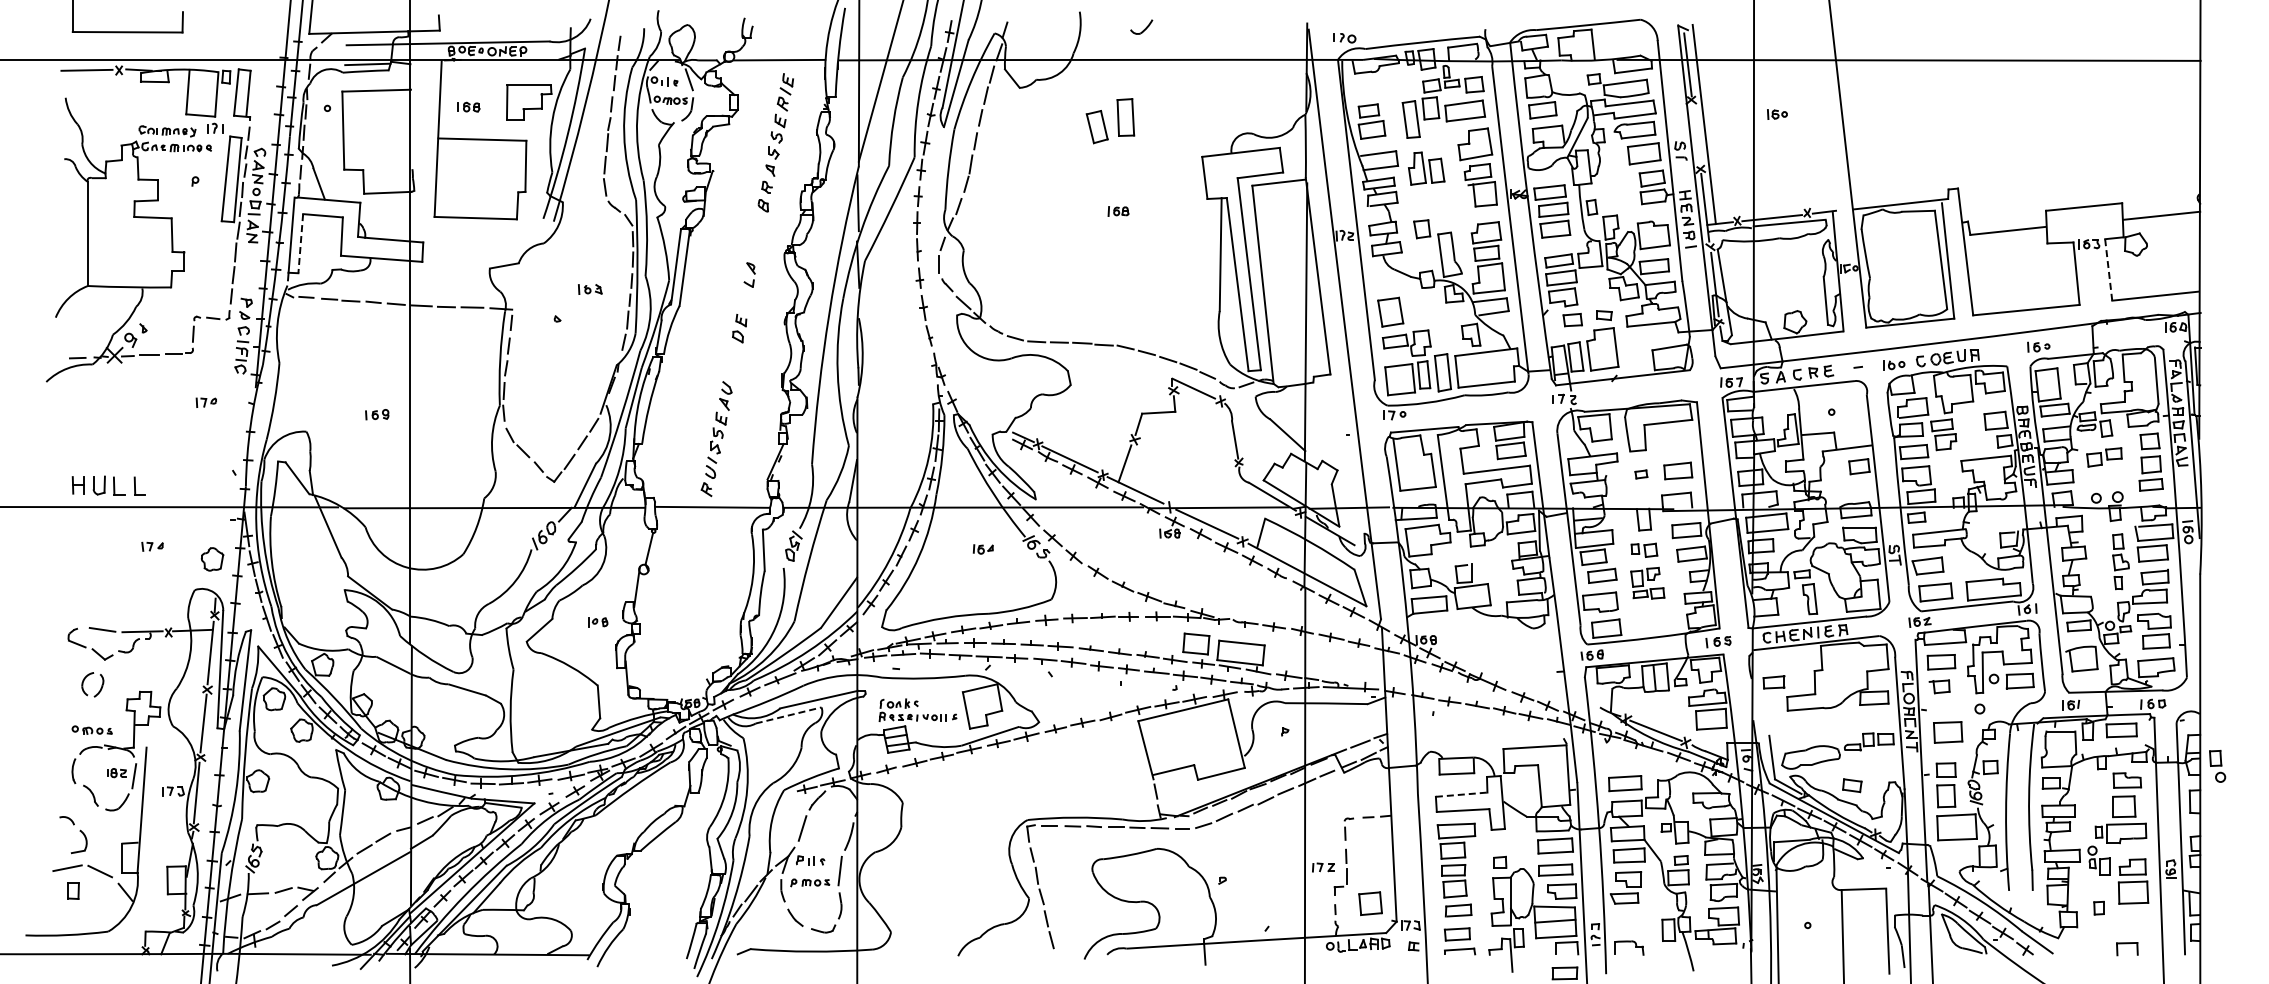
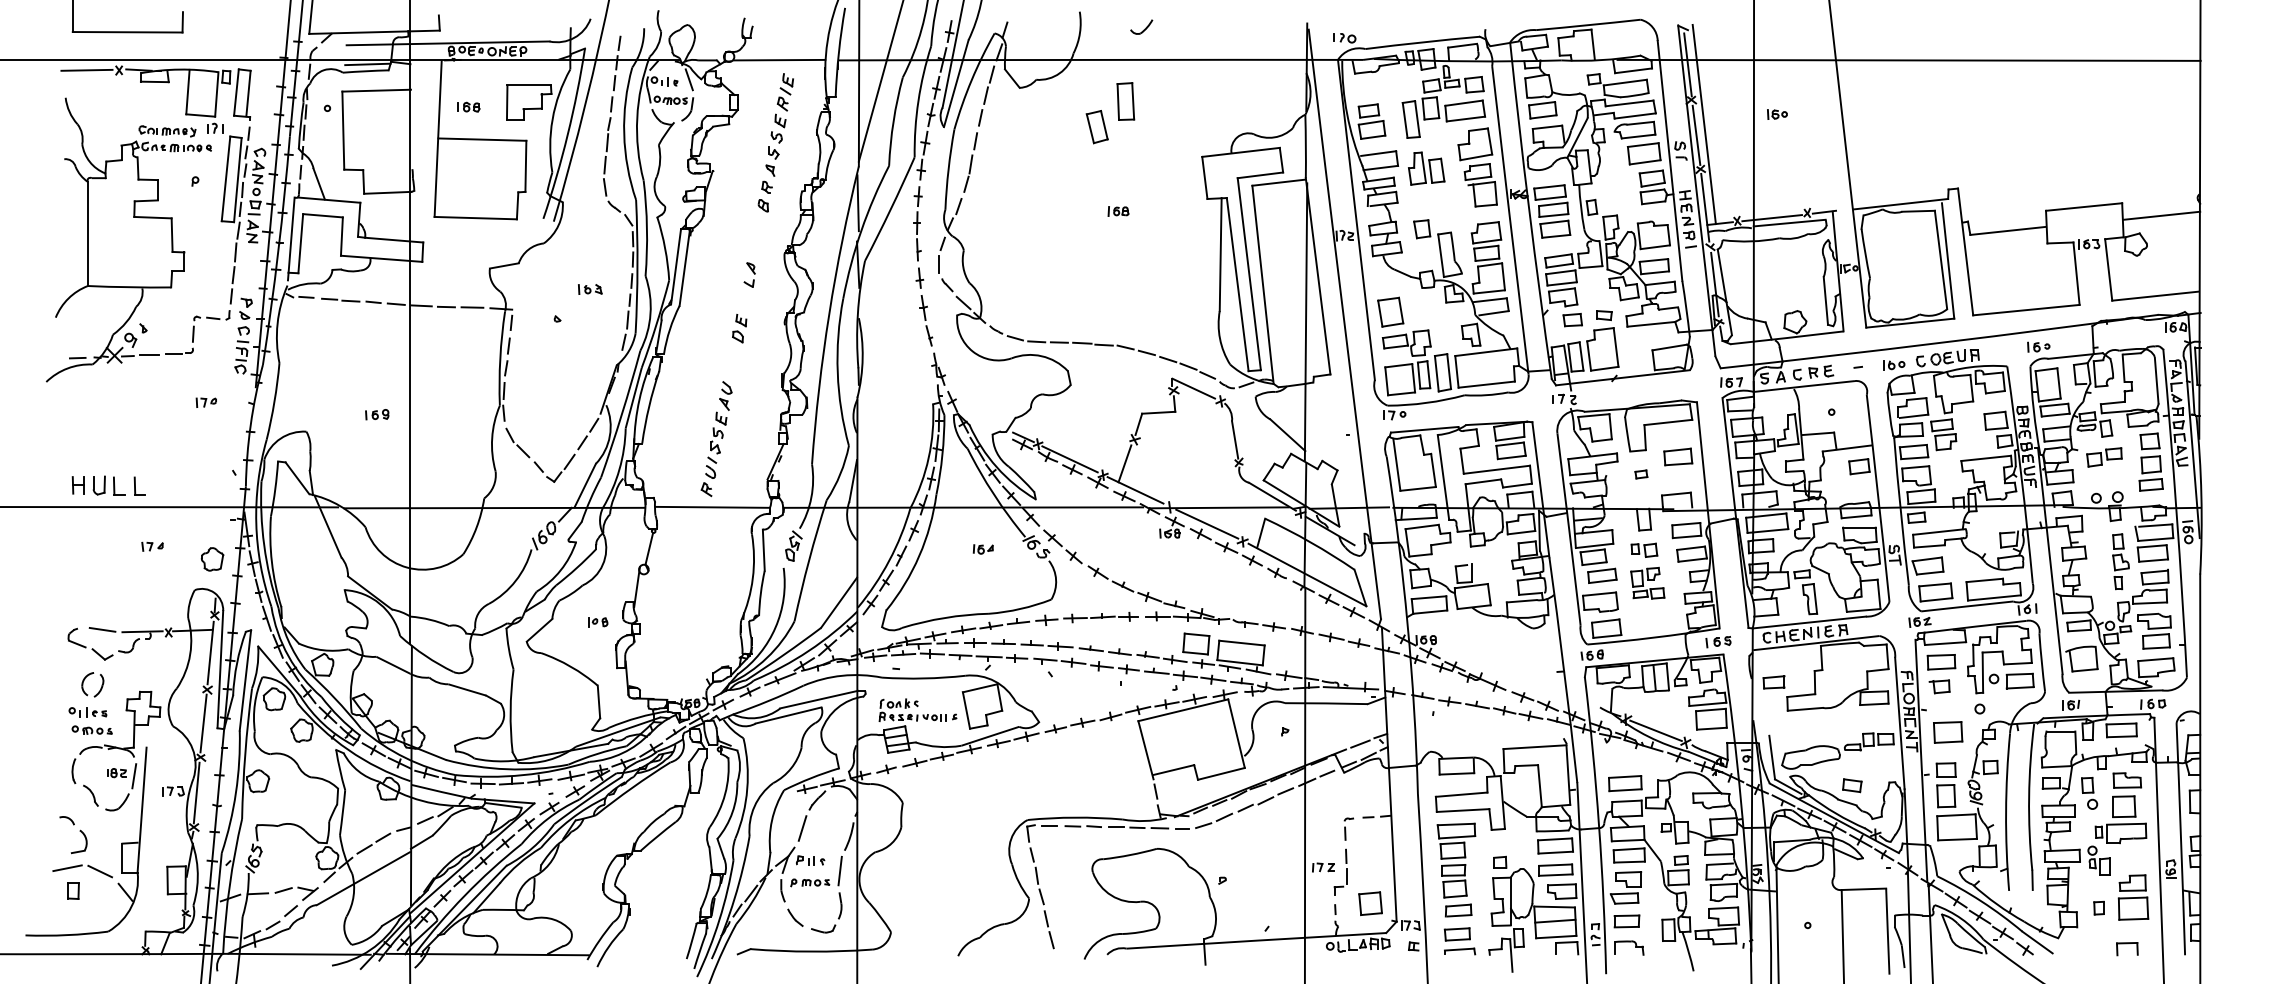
part position: (1125, 117) -> (1125, 101) (1125, 101)
line: none -> present (1696, 134)
line: dashed -> solid (300, 243)
line: dashed -> solid (2108, 269)
part position: (1678, 470) -> (1678, 456) (1678, 456)
part: none -> present (87, 712)
line: dashed -> solid (788, 715)
part position: (2217, 765) -> (2089, 792) (2089, 792)
line: dashed -> solid (1461, 794)
part position: (2133, 881) -> (2133, 897) (2133, 897)
part position: (1564, 973) -> (1626, 921) (1626, 921)
